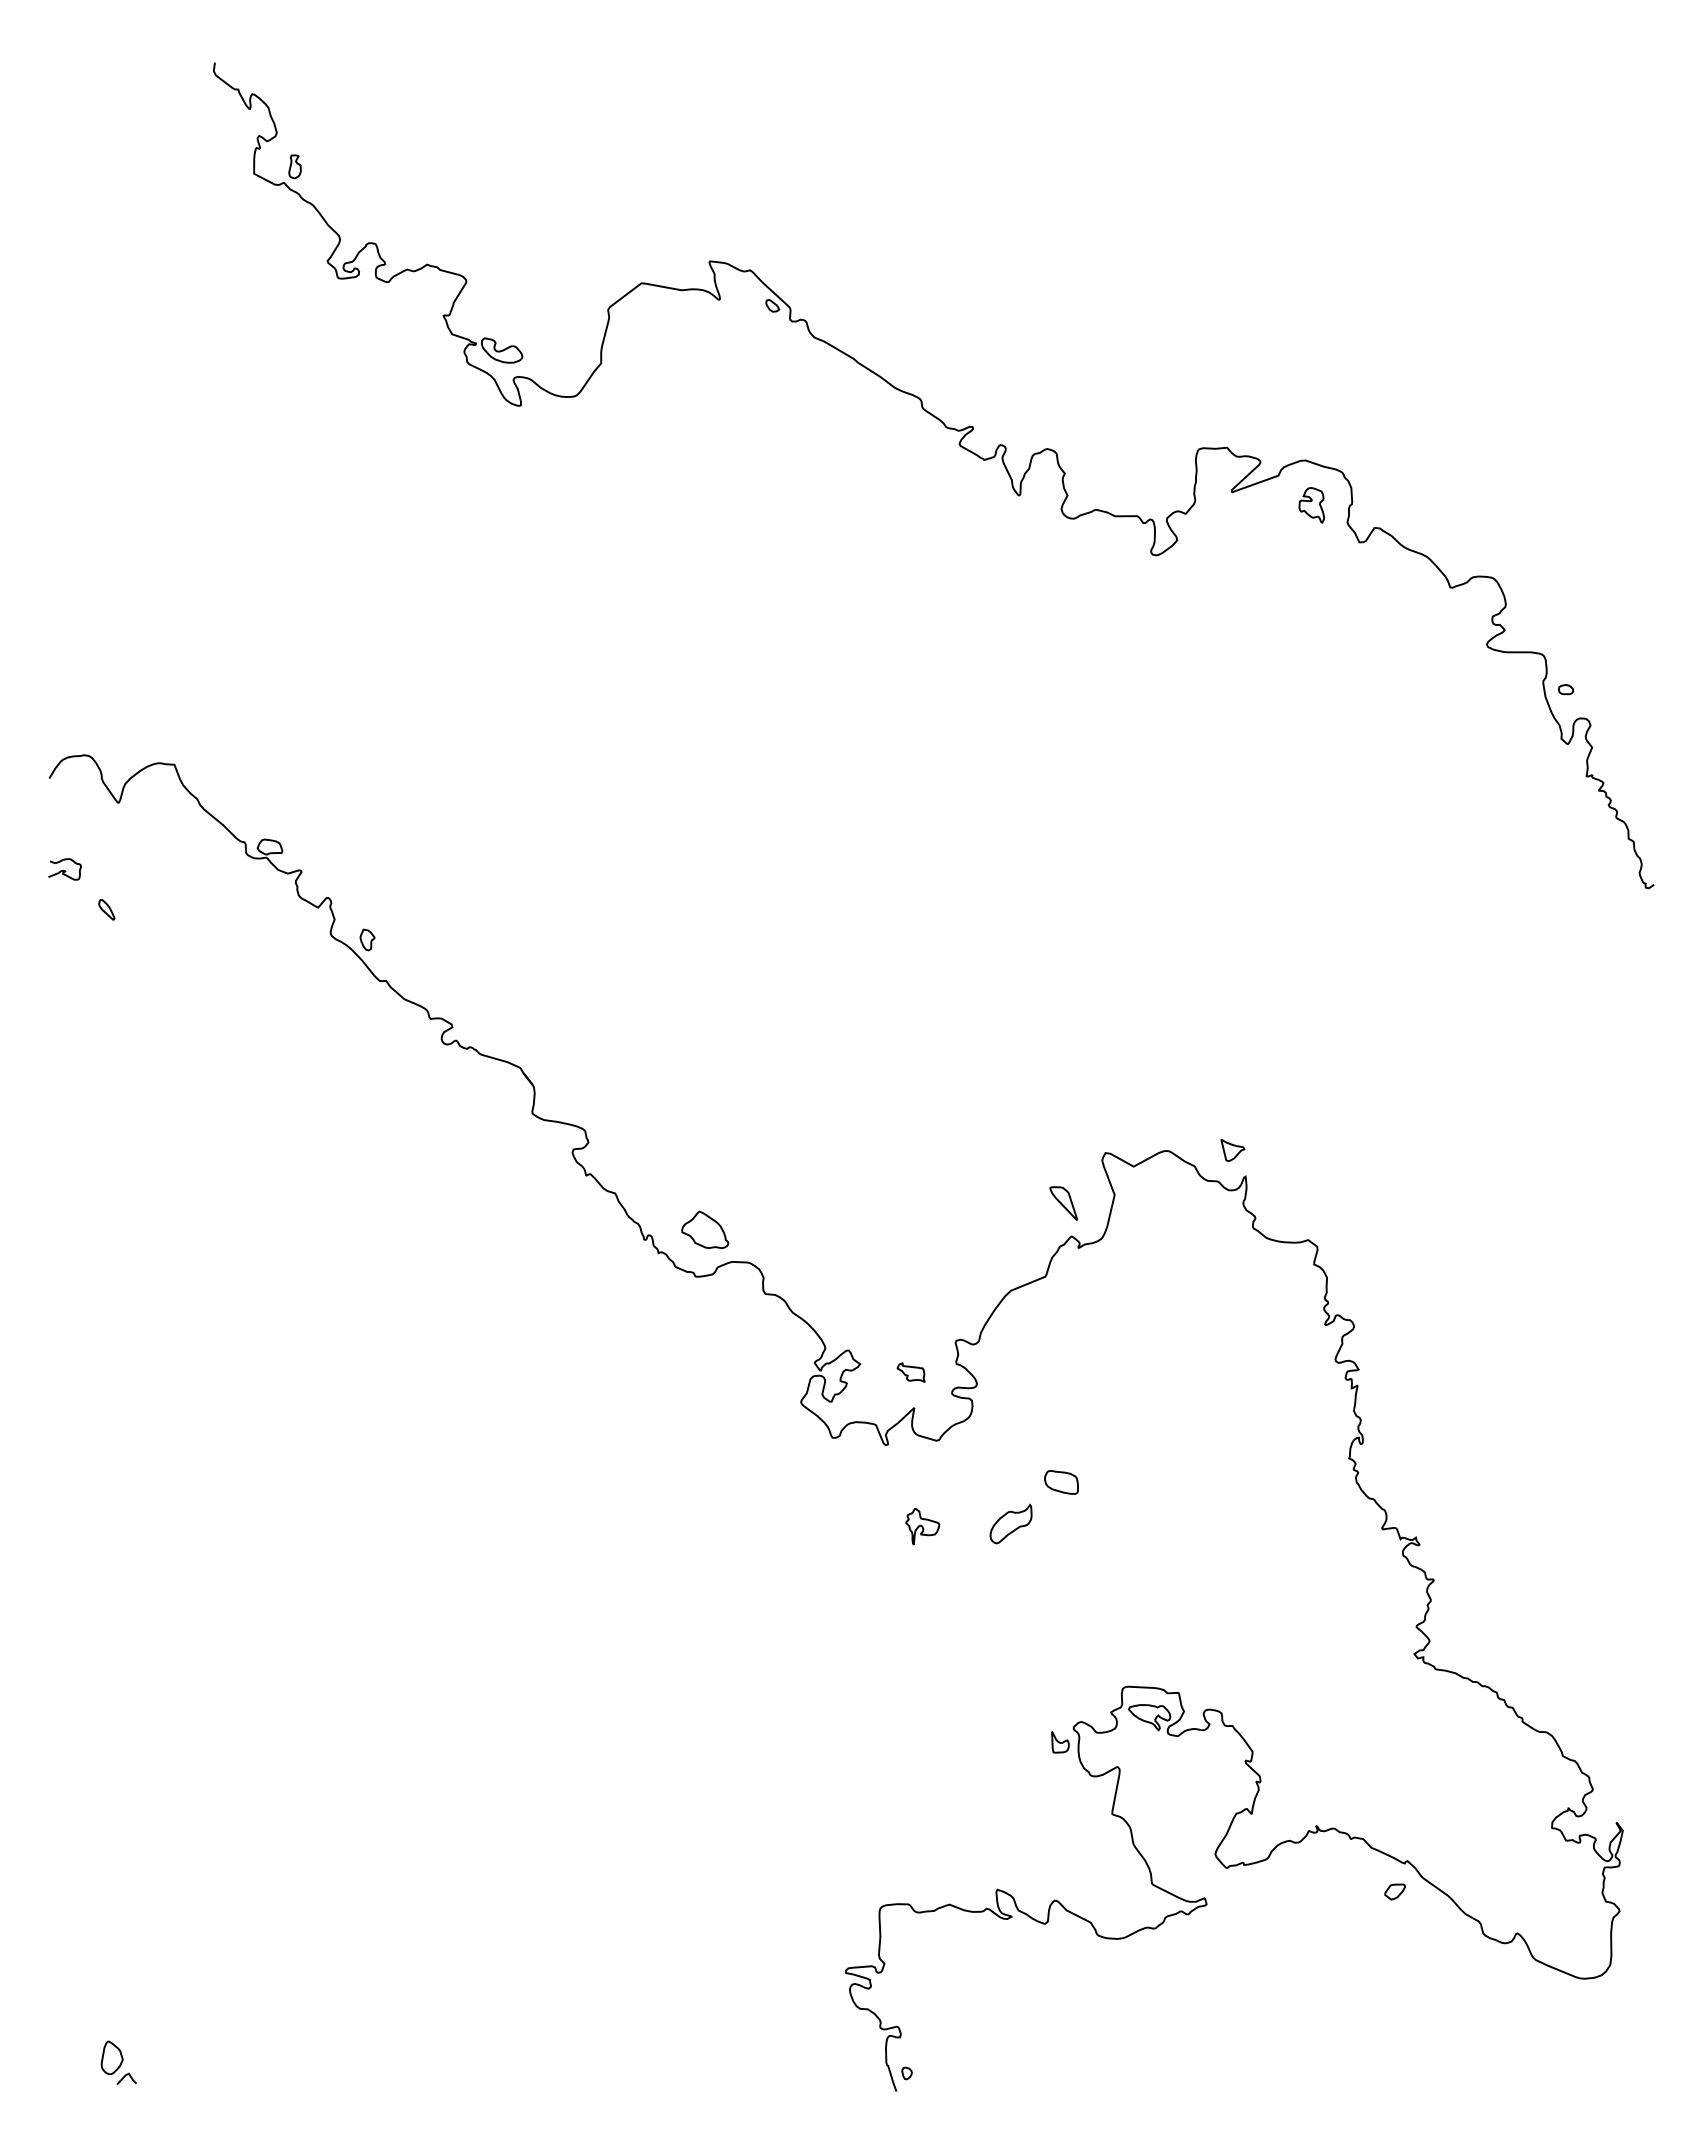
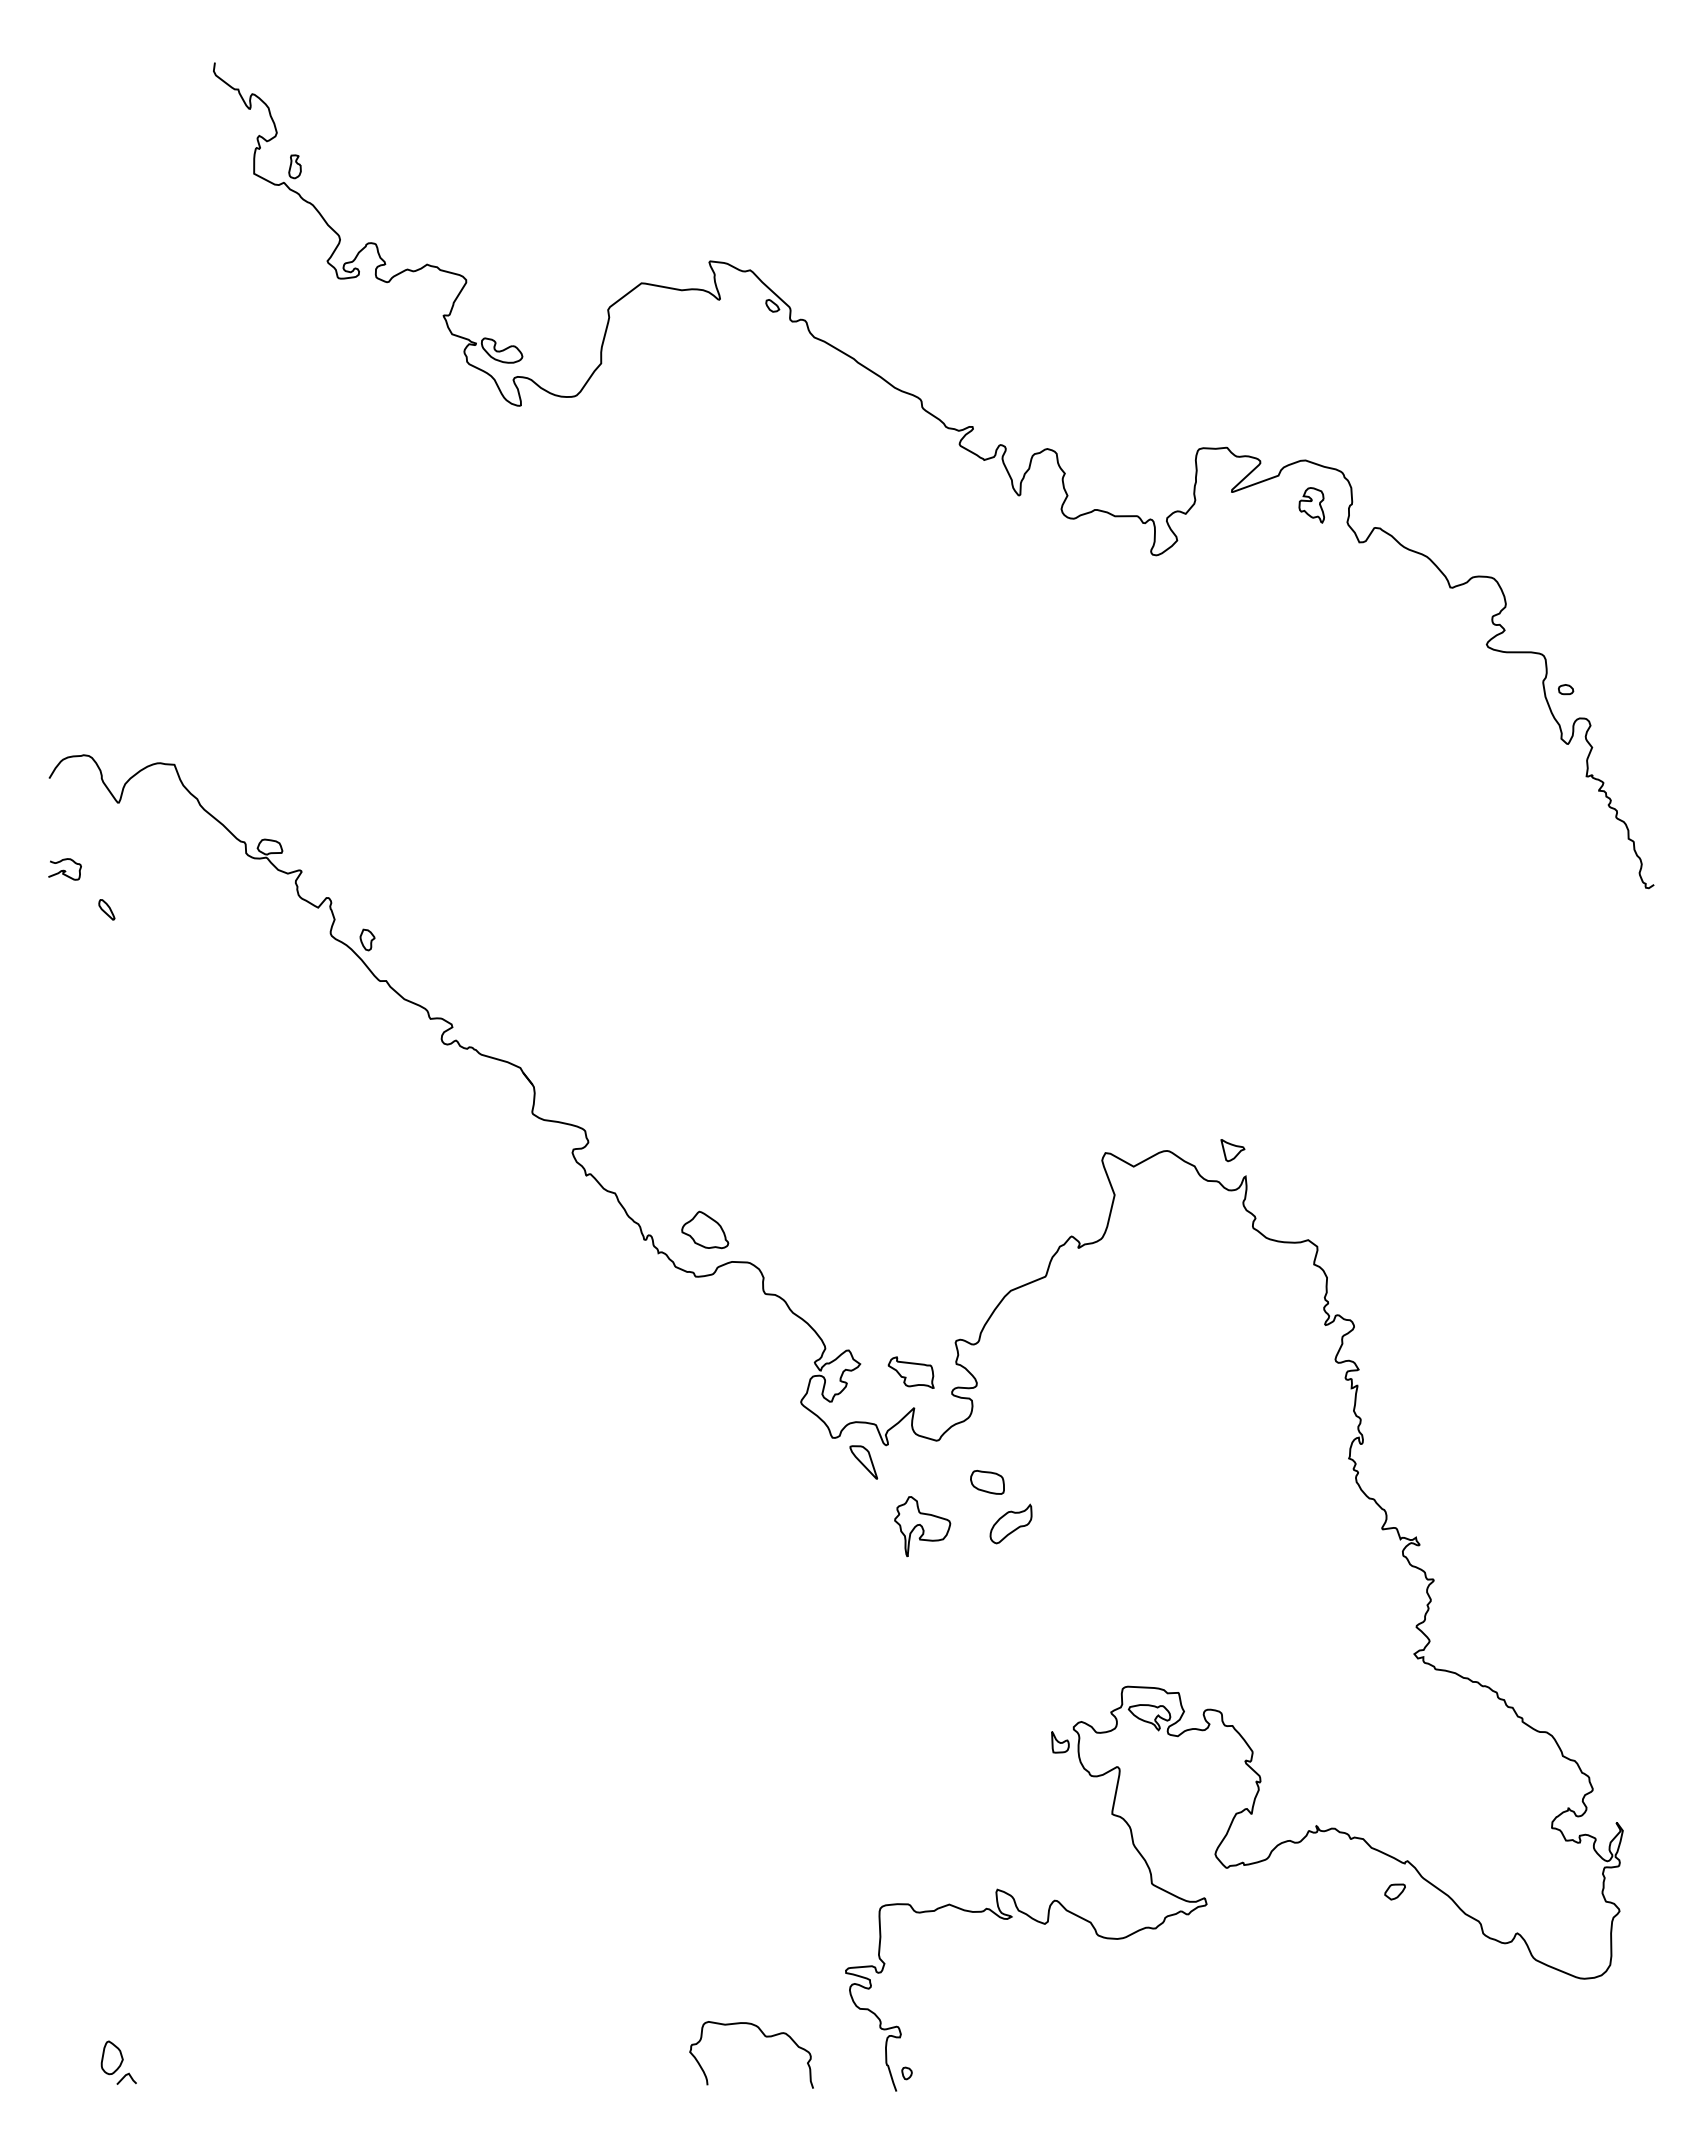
part position: (1063, 1203) -> (863, 1462) (863, 1462)
part size: 30x21 px -> 48x33 px (910, 1372)
part position: (1061, 1482) -> (987, 1482) (987, 1482)
part size: 36x38 px -> 58x62 px (922, 1526)
curve: none -> present (765, 2037)
